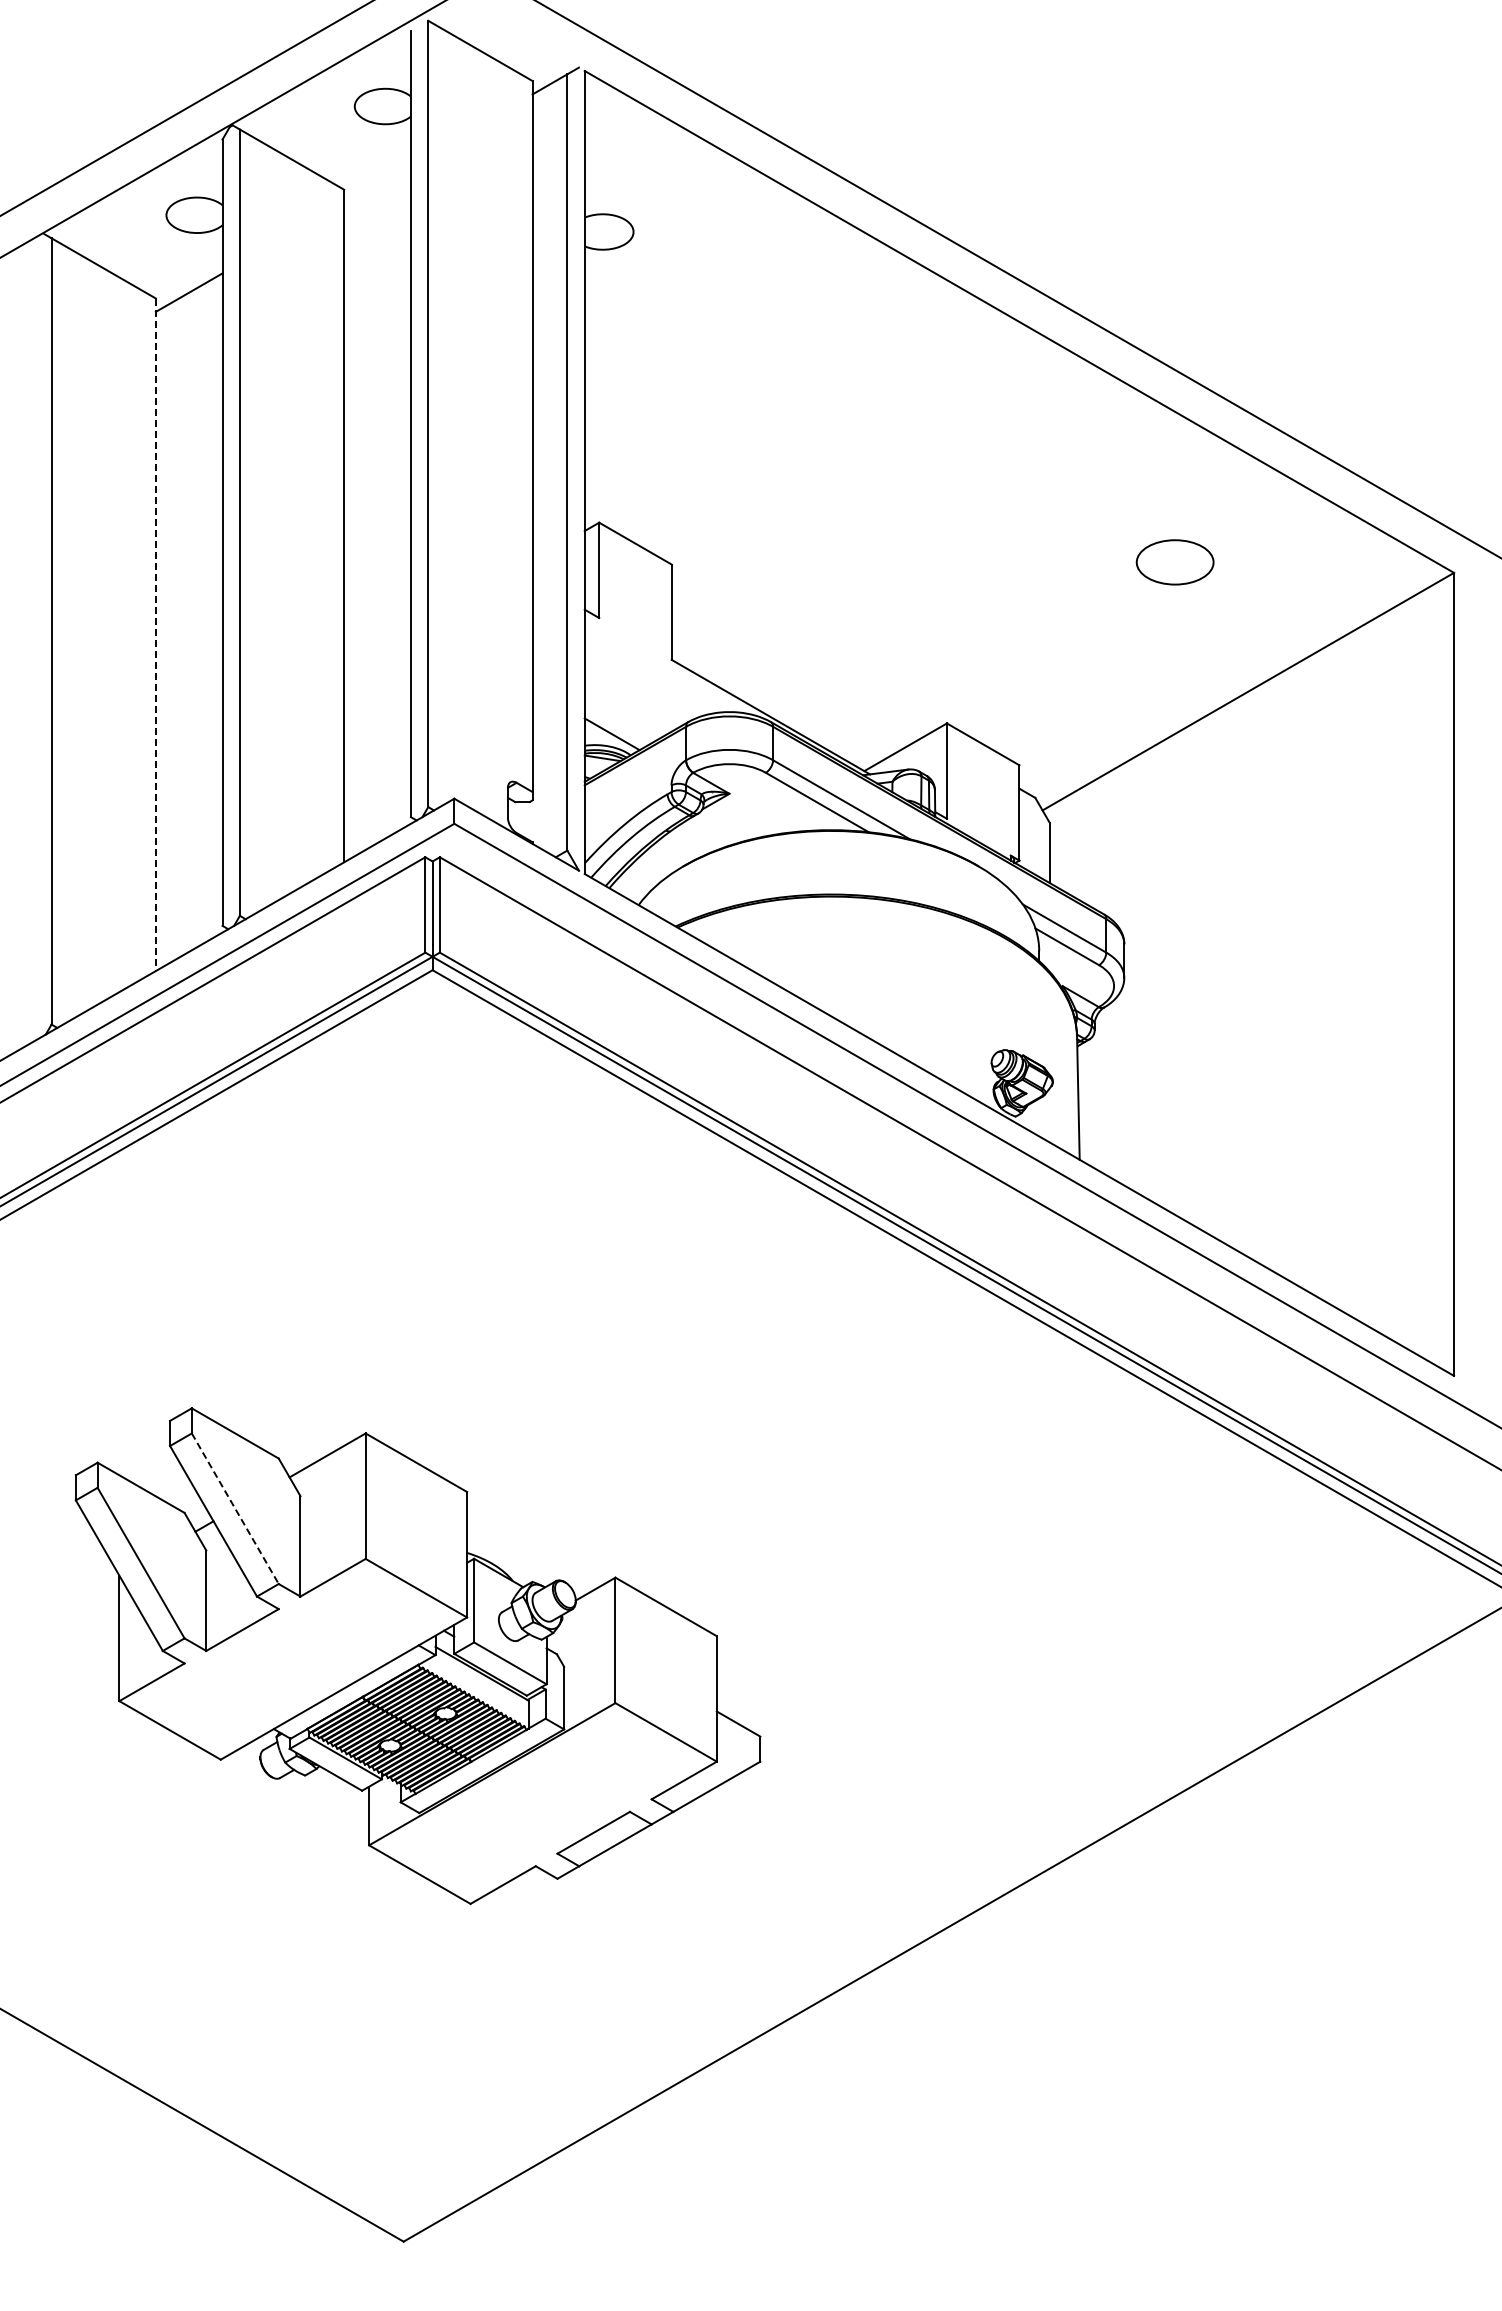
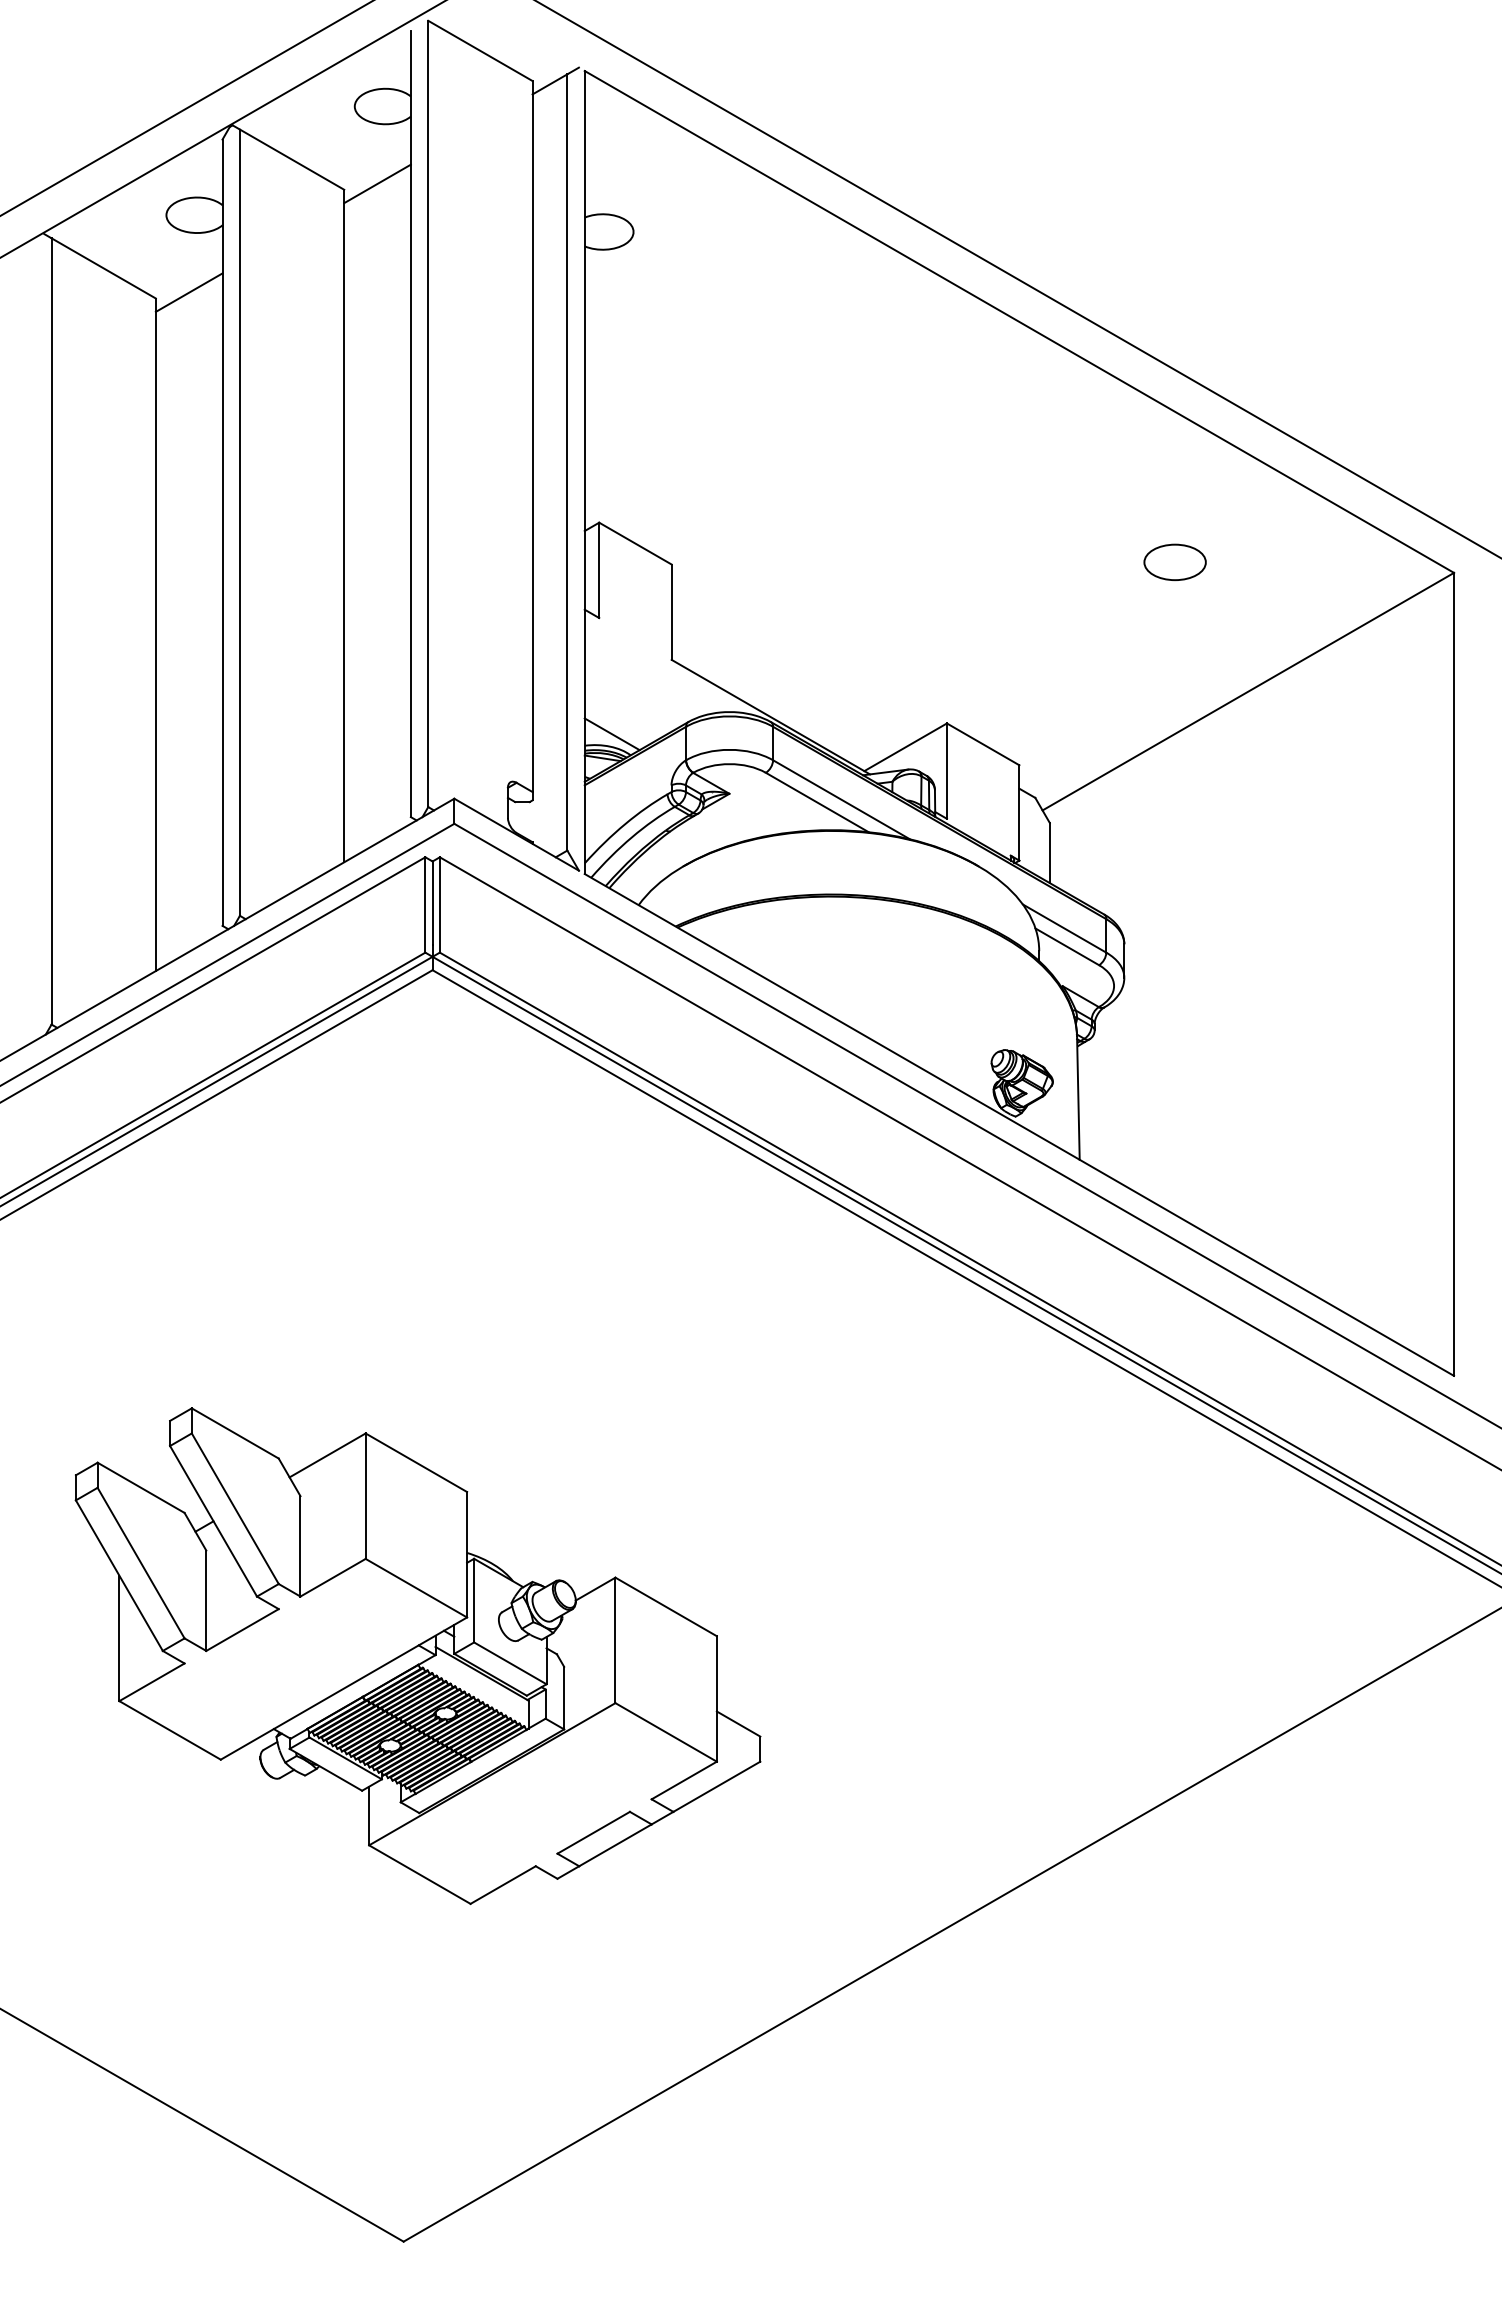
line: none -> present (377, 183)
part size: 80x47 px -> 64x39 px (1174, 562)
line: dashed -> solid (155, 635)
line: dashed -> solid (235, 1508)
